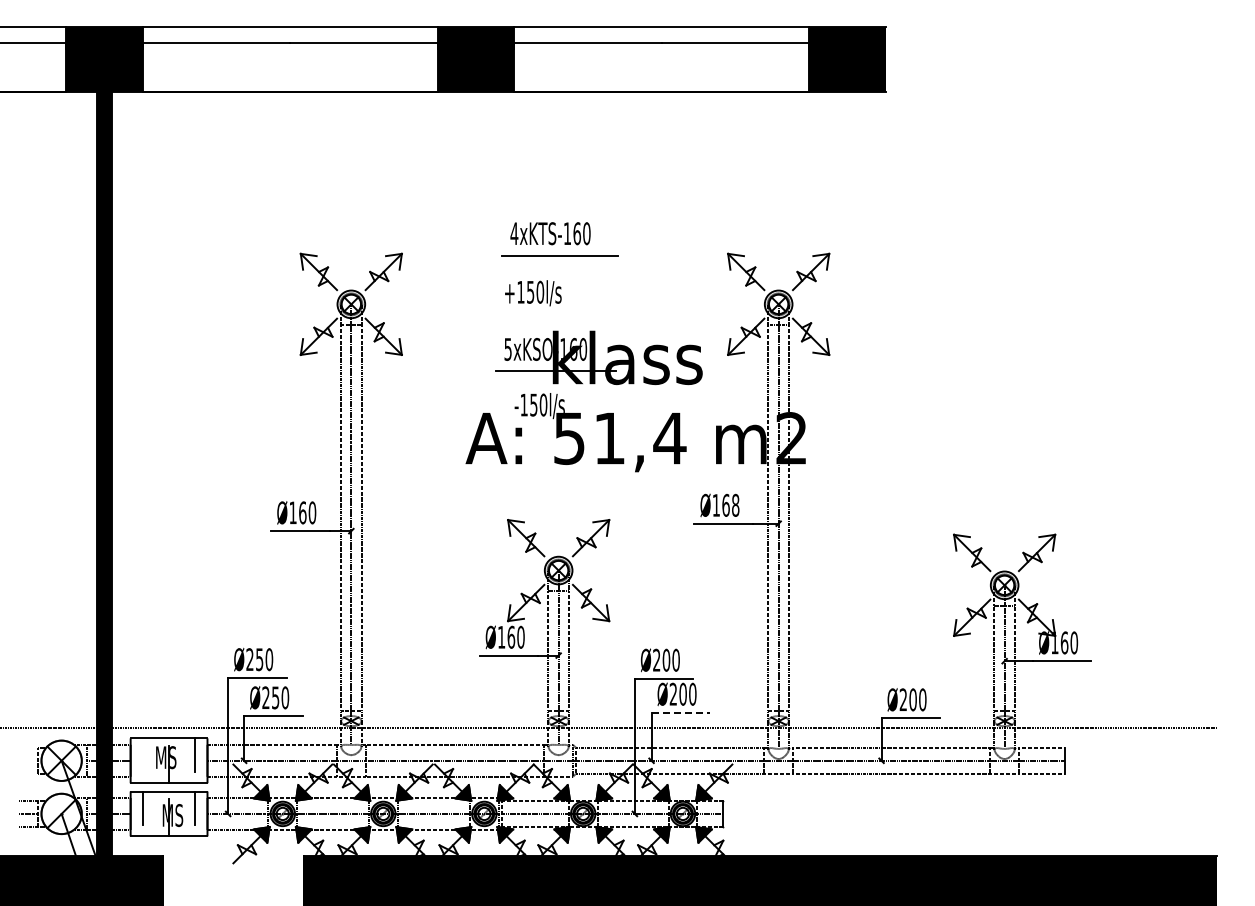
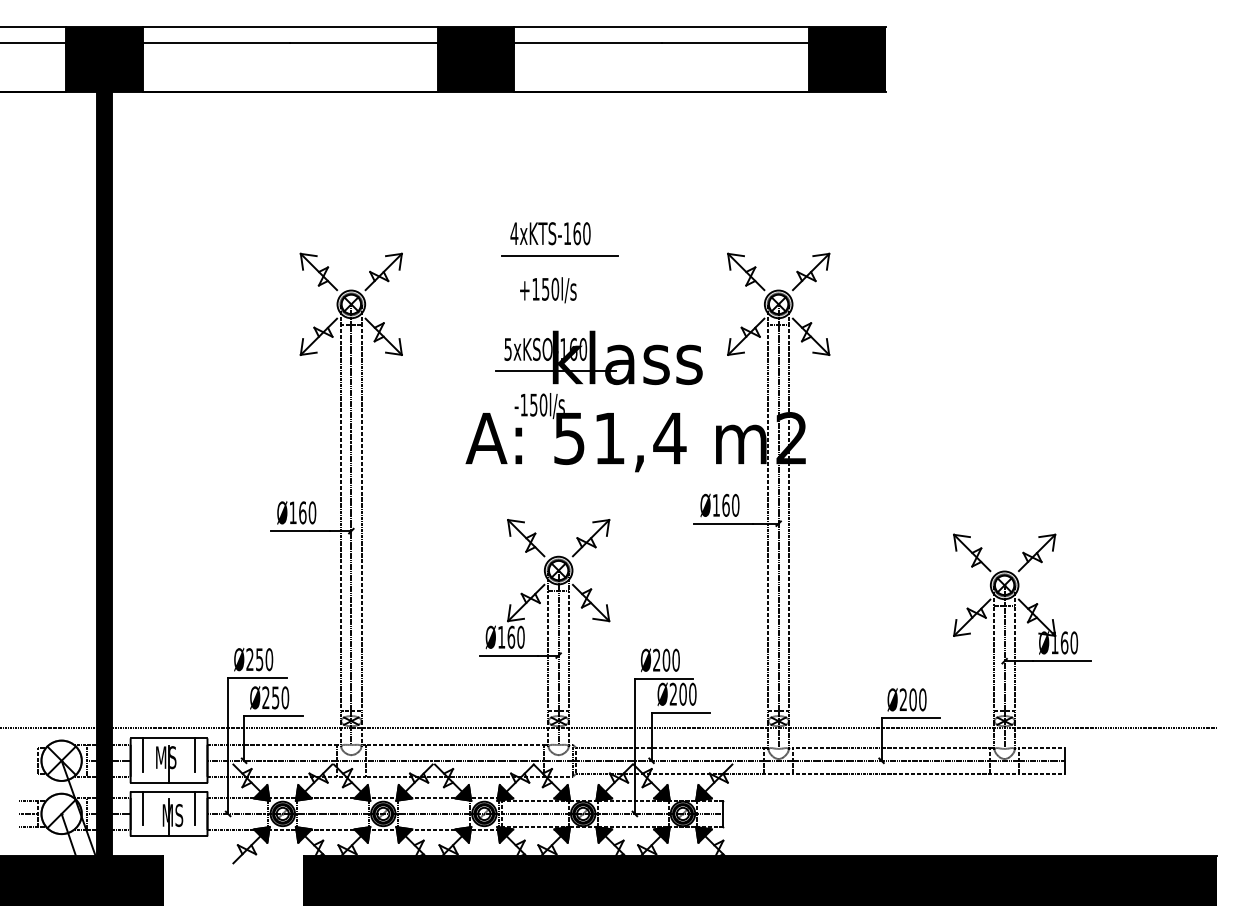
text position: (533, 293) -> (548, 290) (548, 290)
text: Ø168 -> Ø160 (735, 505)
line: dashed -> solid (681, 712)
line: none -> present (143, 755)
